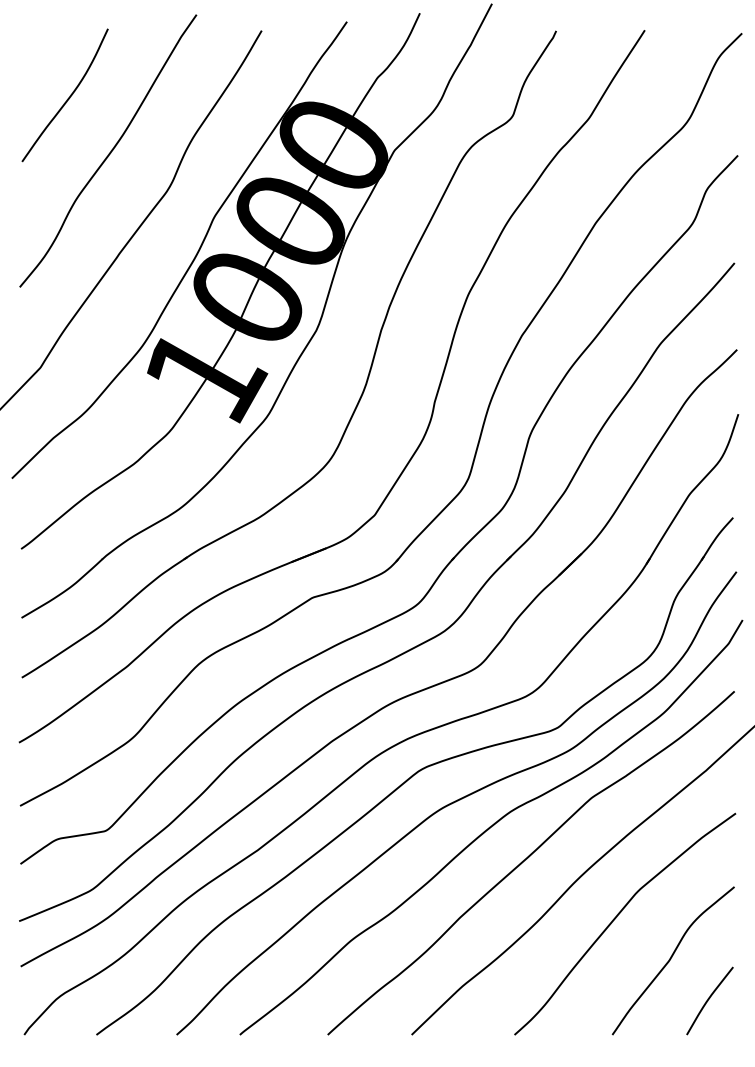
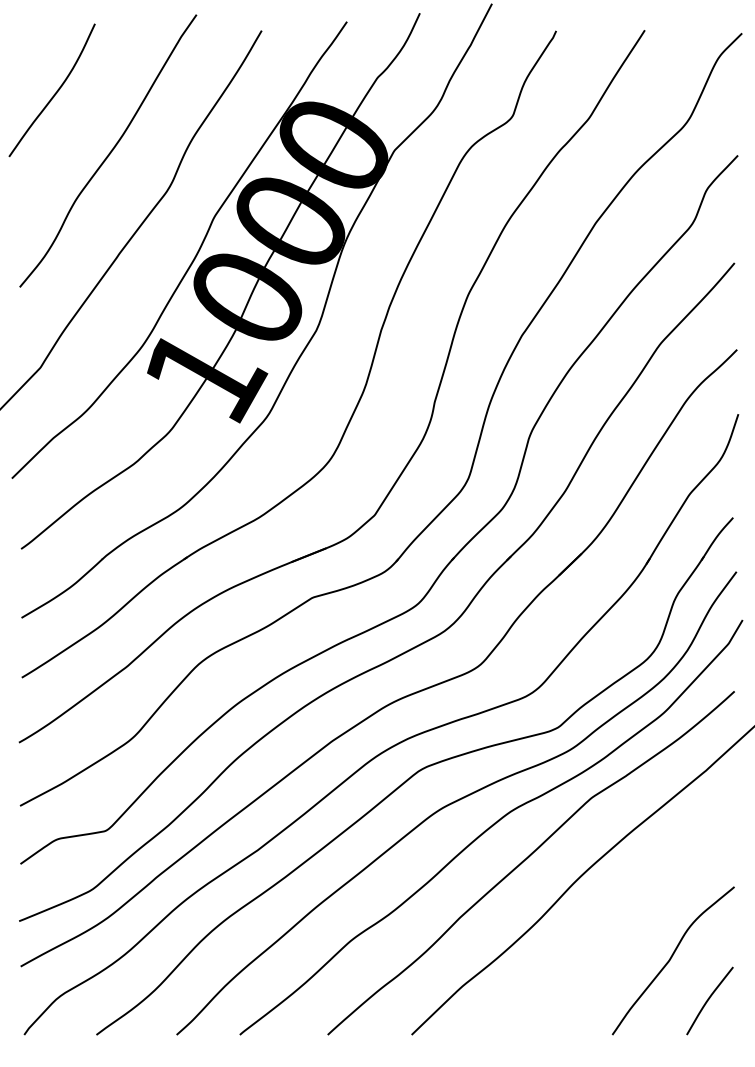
curve position: (67, 98) -> (54, 93) (54, 93)
curve: present -> none (617, 917)
